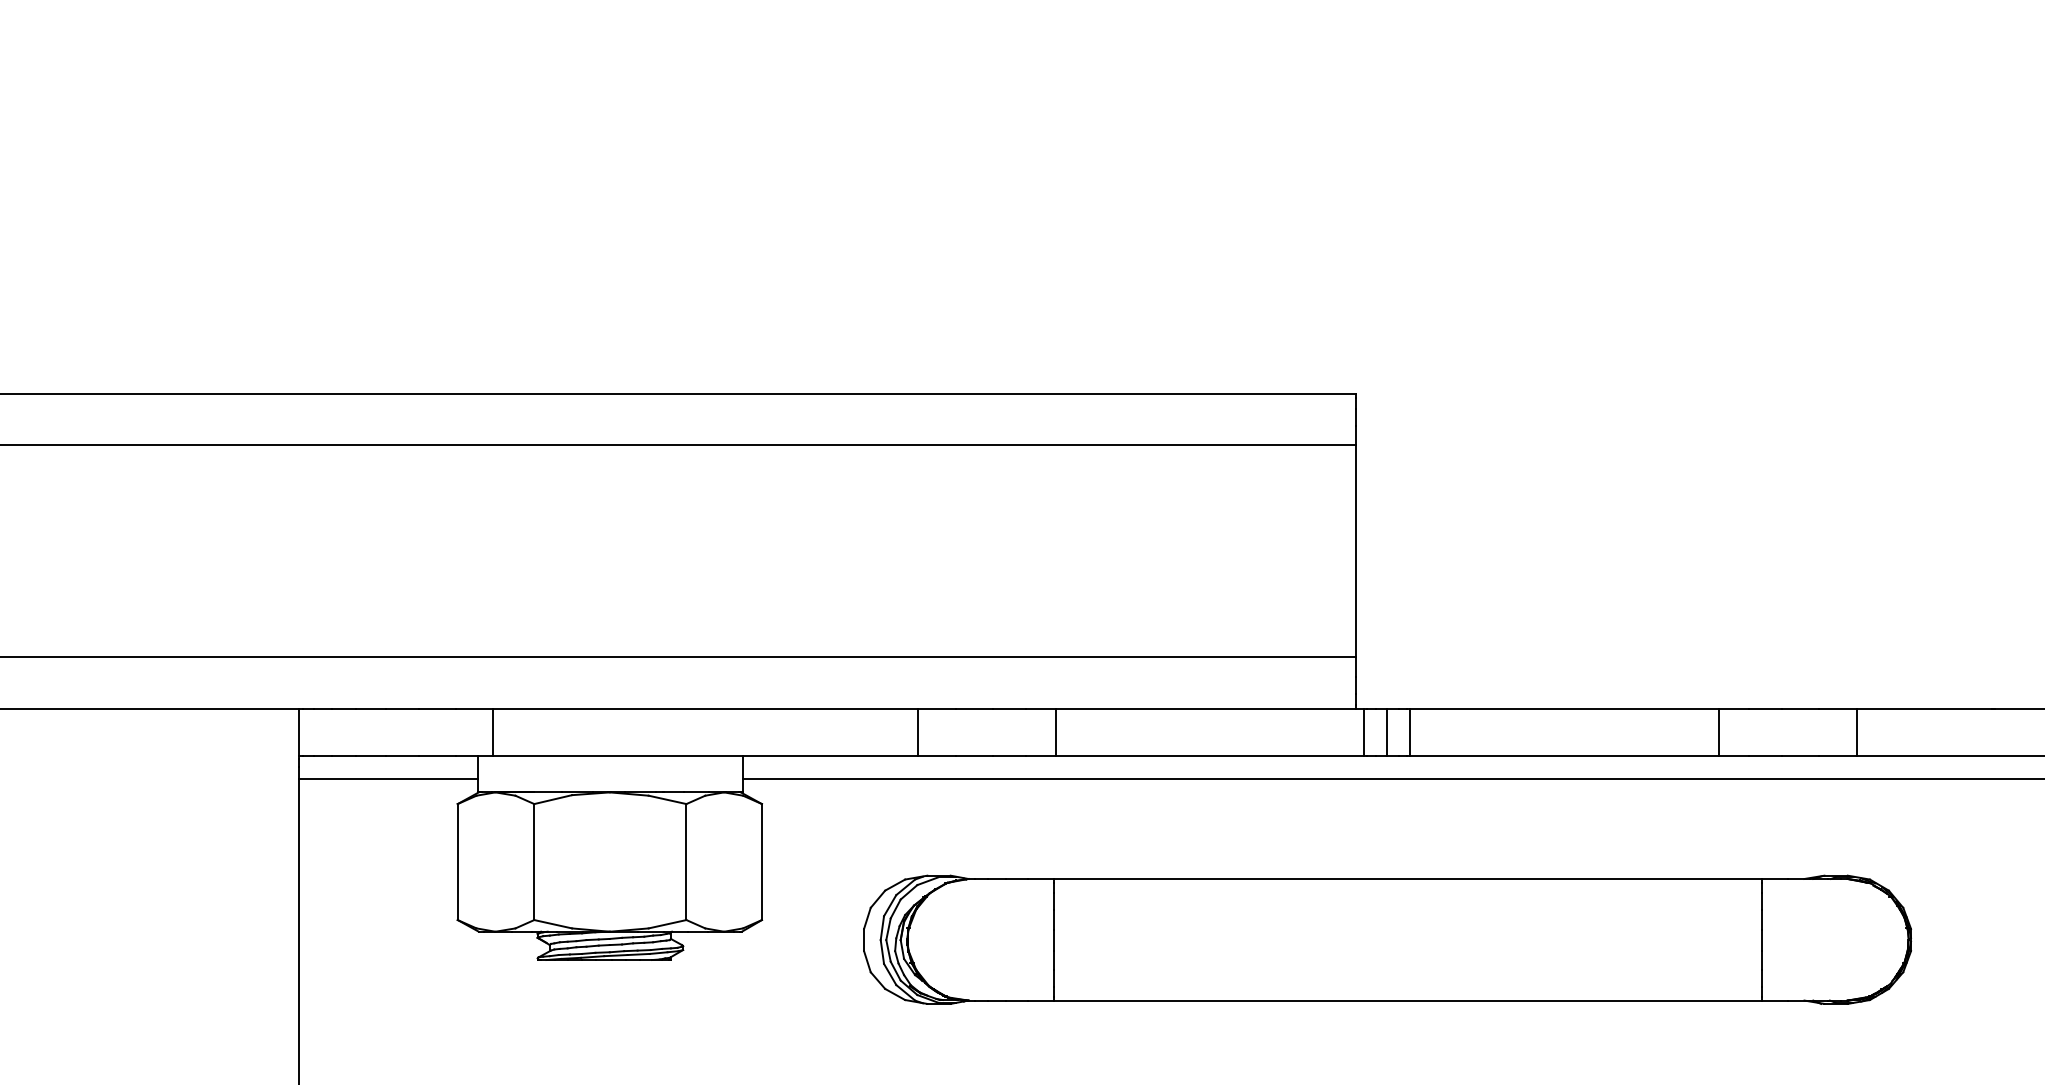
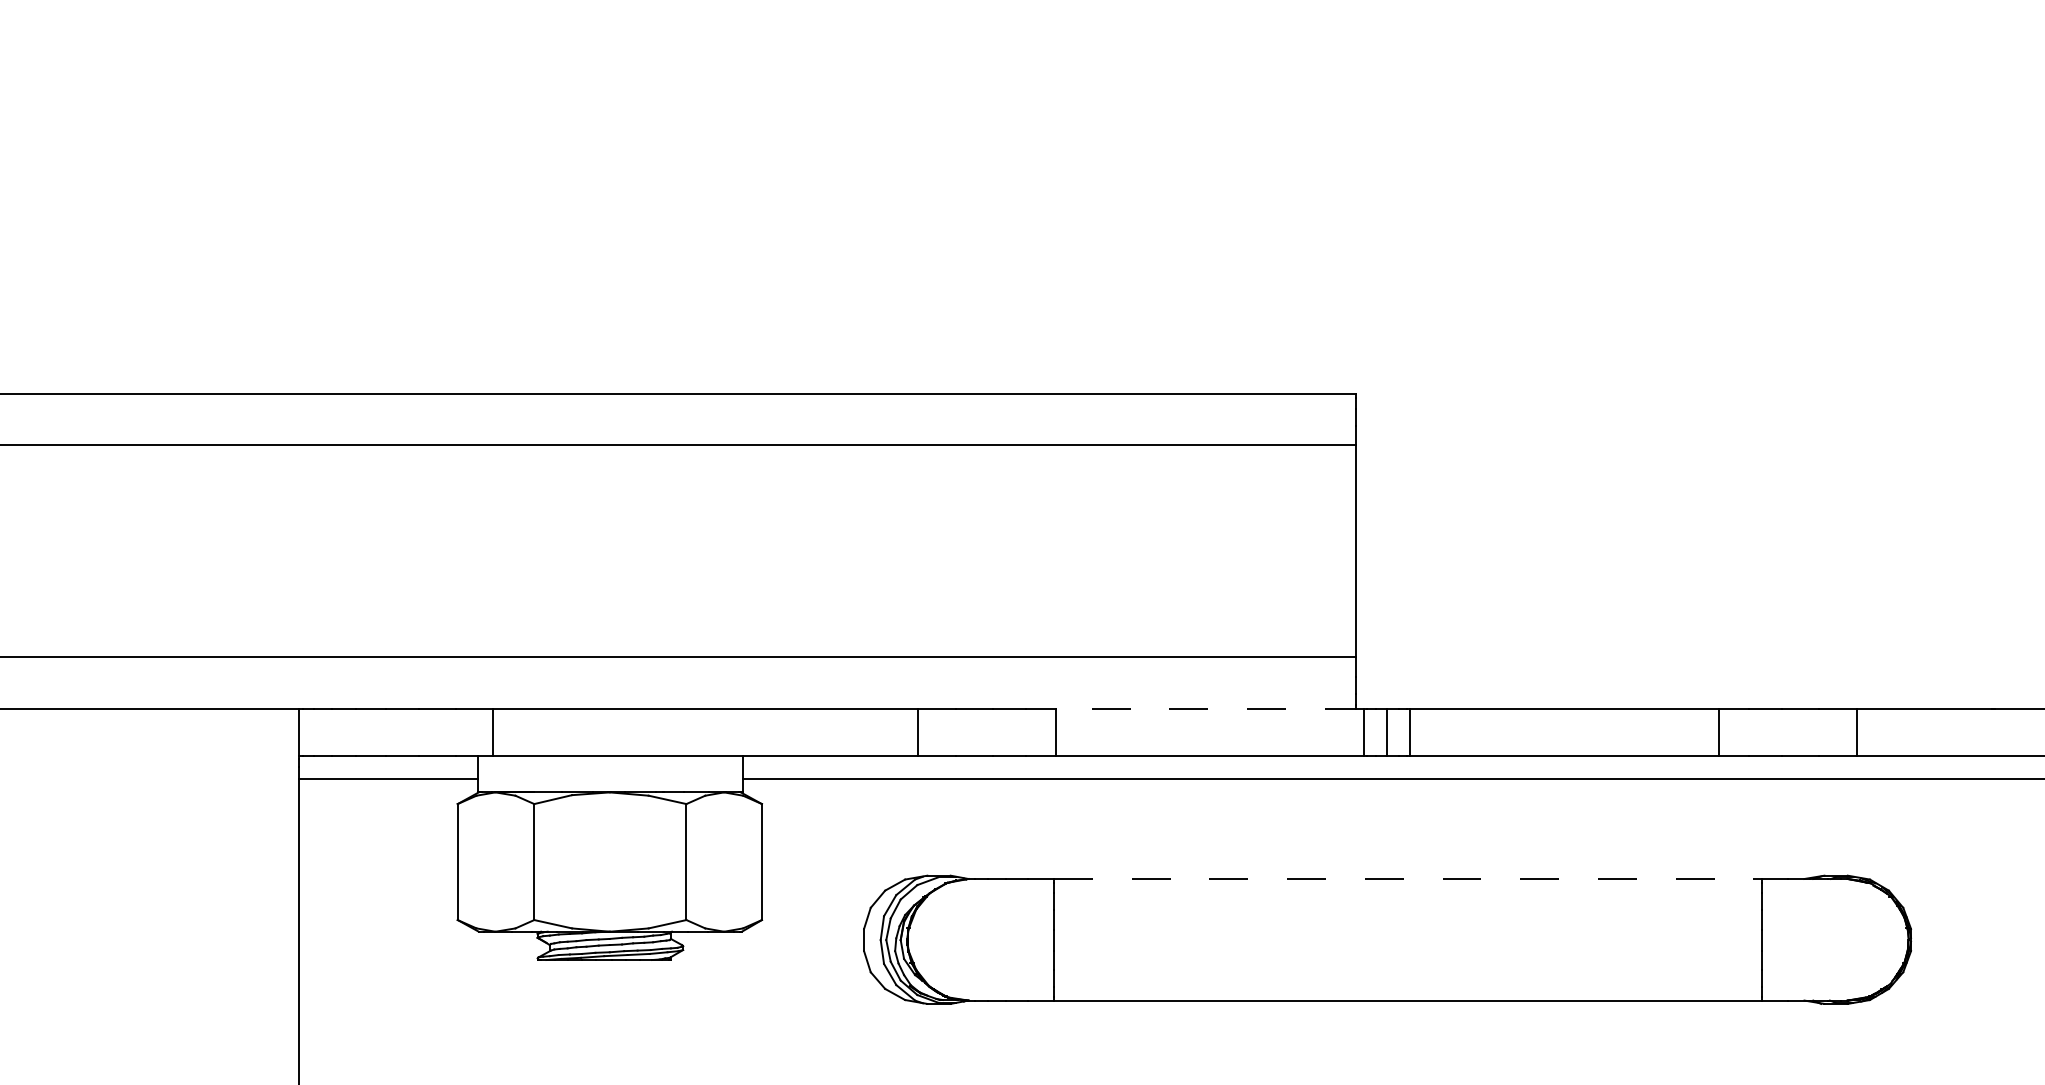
line: solid -> dashed (1209, 709)
line: solid -> dashed (1408, 878)
